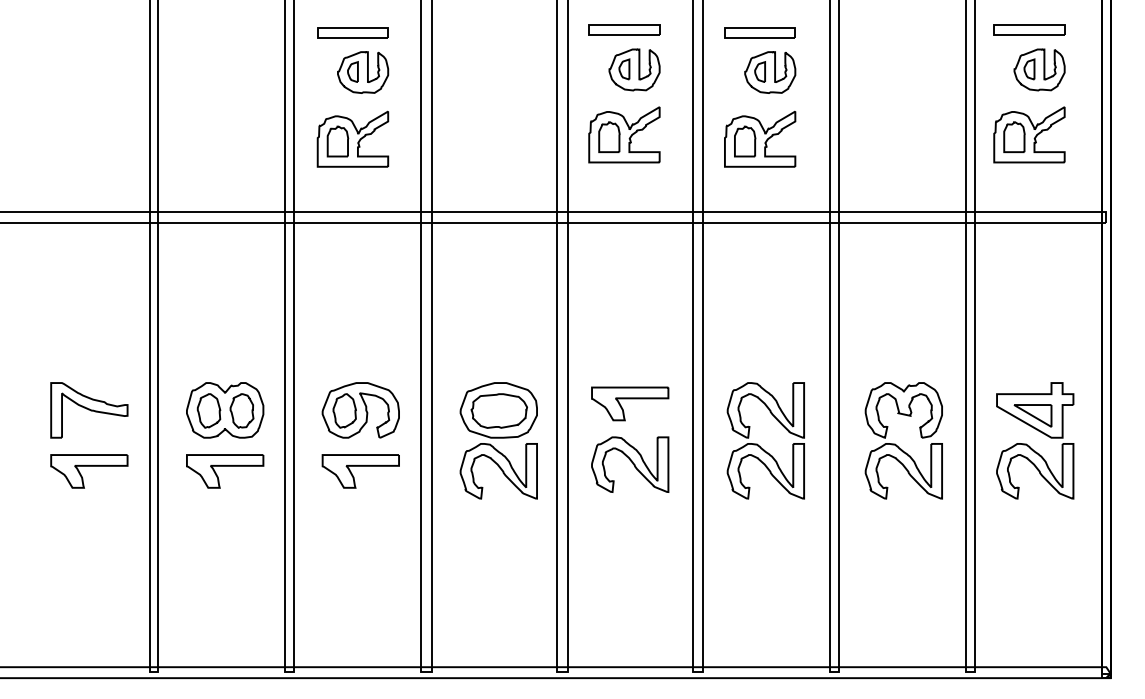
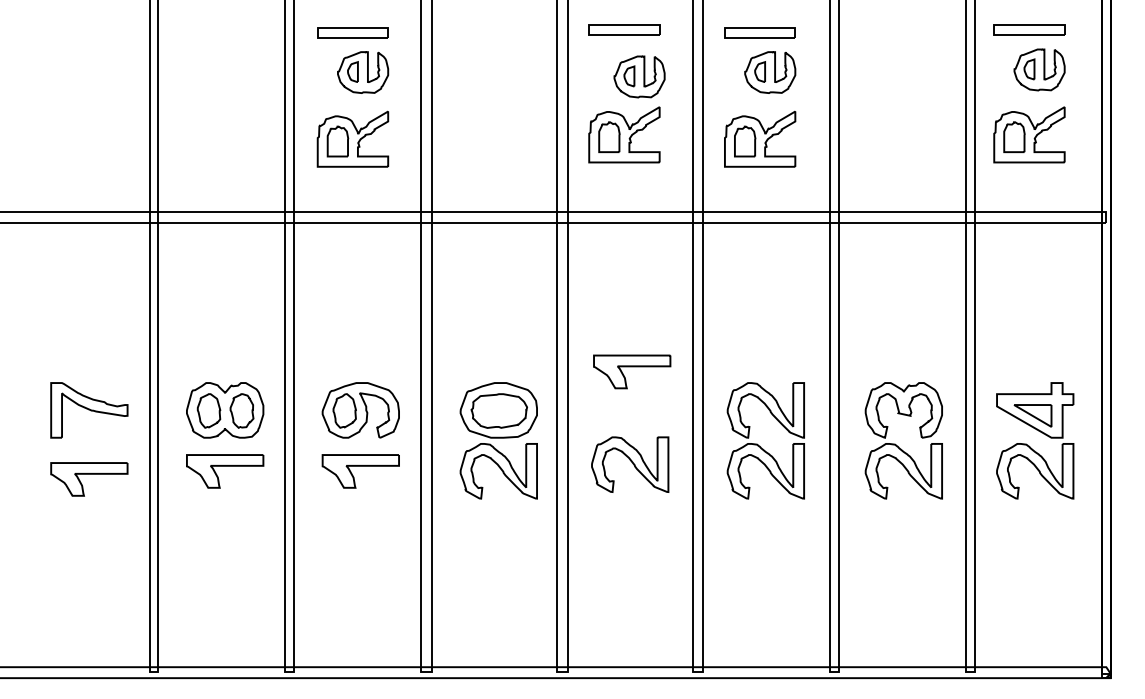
part position: (634, 69) -> (639, 76) (639, 76)
part position: (630, 403) -> (632, 371) (632, 371)
part position: (89, 471) -> (89, 479) (89, 479)
